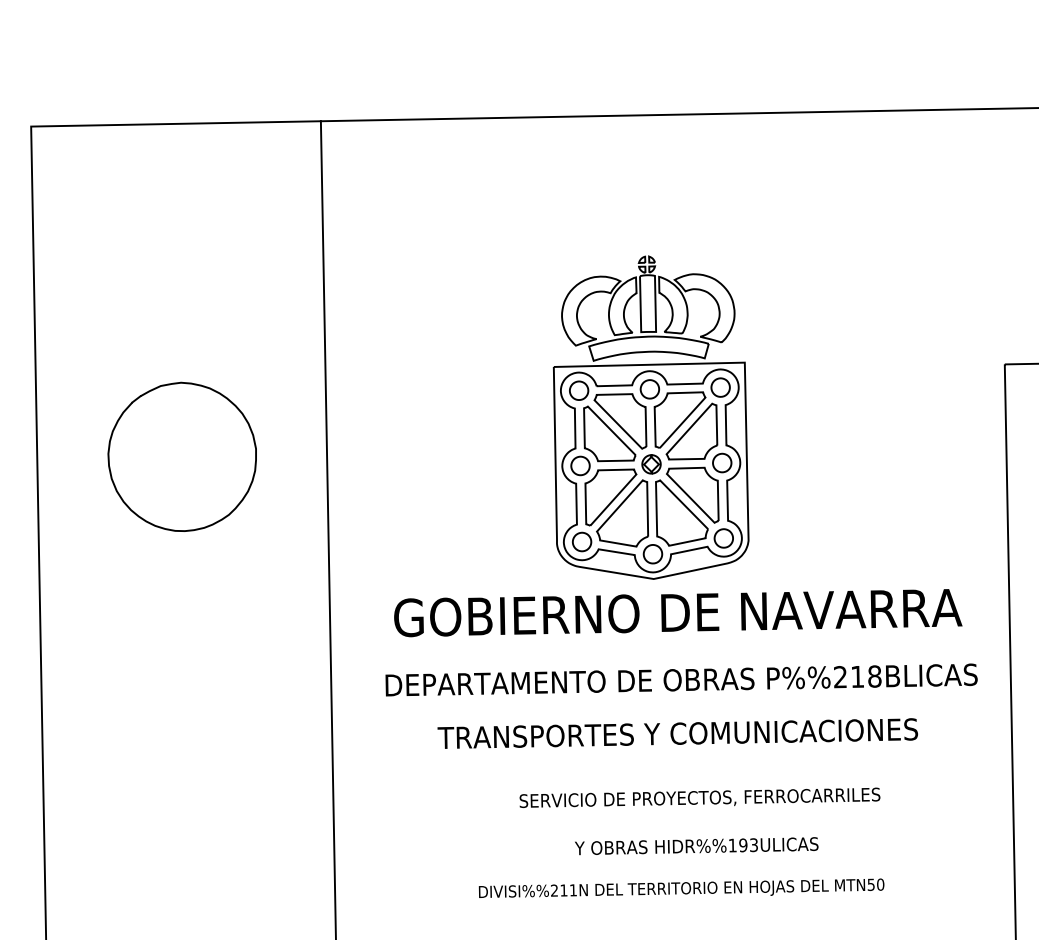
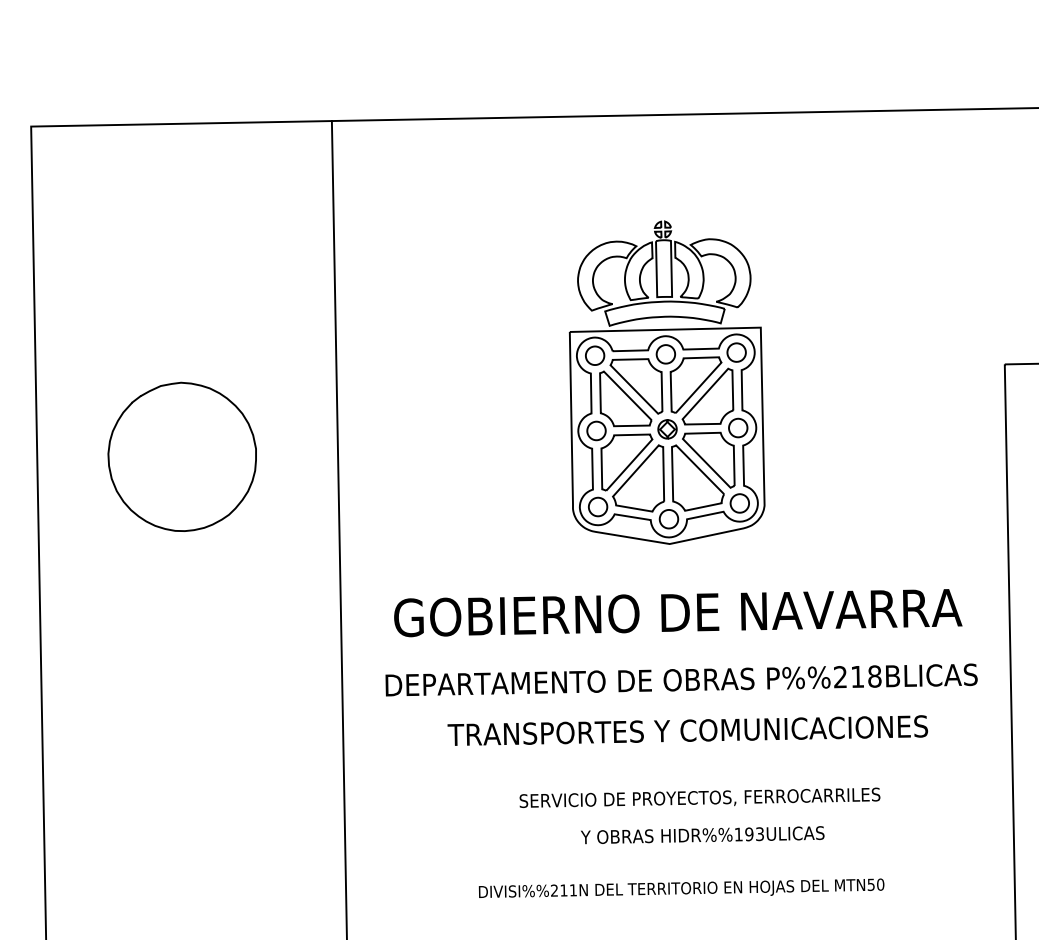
part position: (650, 417) -> (666, 382) (666, 382)
line position: (327, 528) -> (338, 528) (338, 528)
text position: (677, 733) -> (687, 730) (687, 730)
text position: (696, 846) -> (702, 835) (702, 835)
